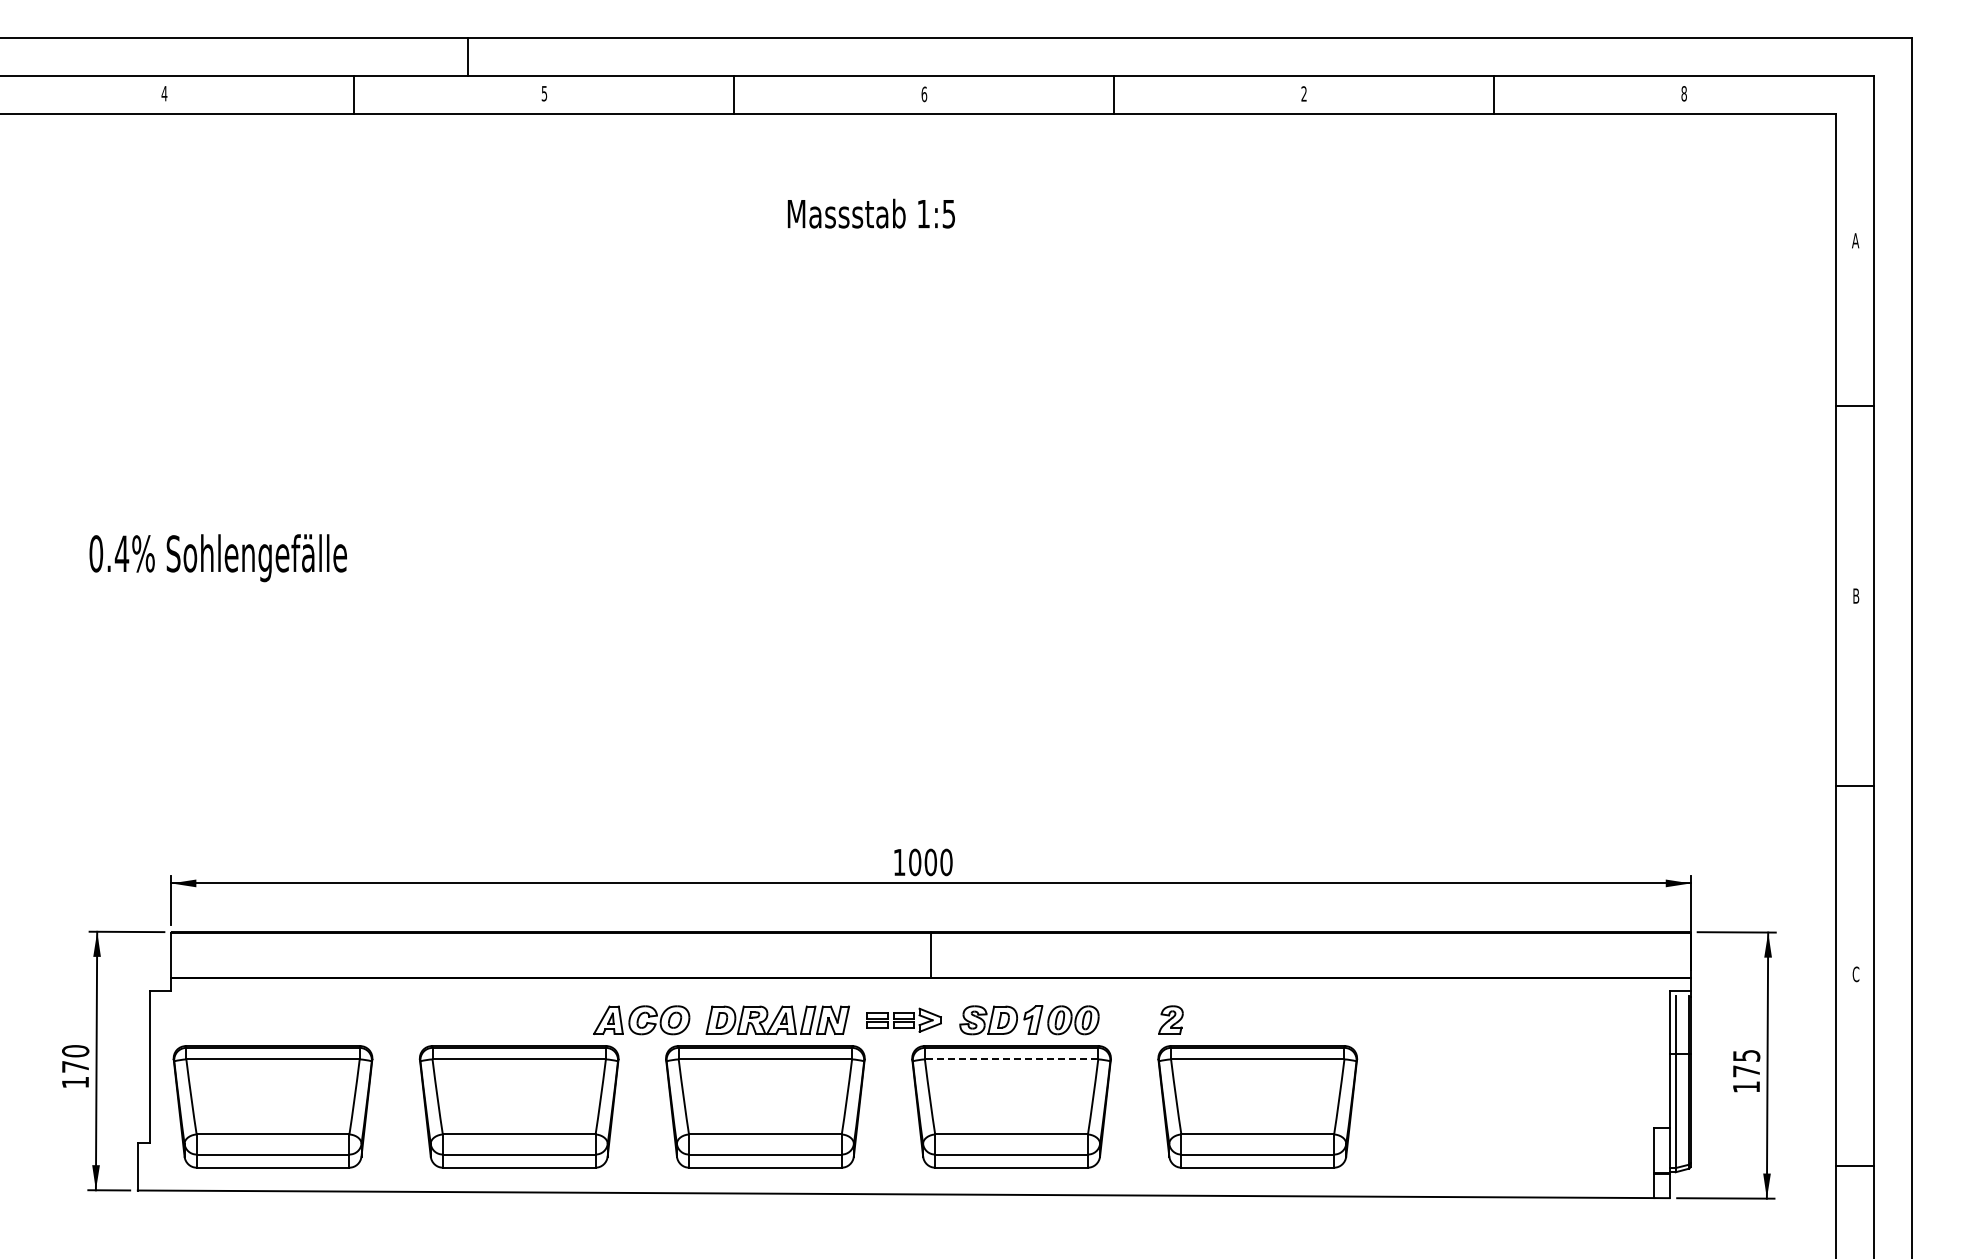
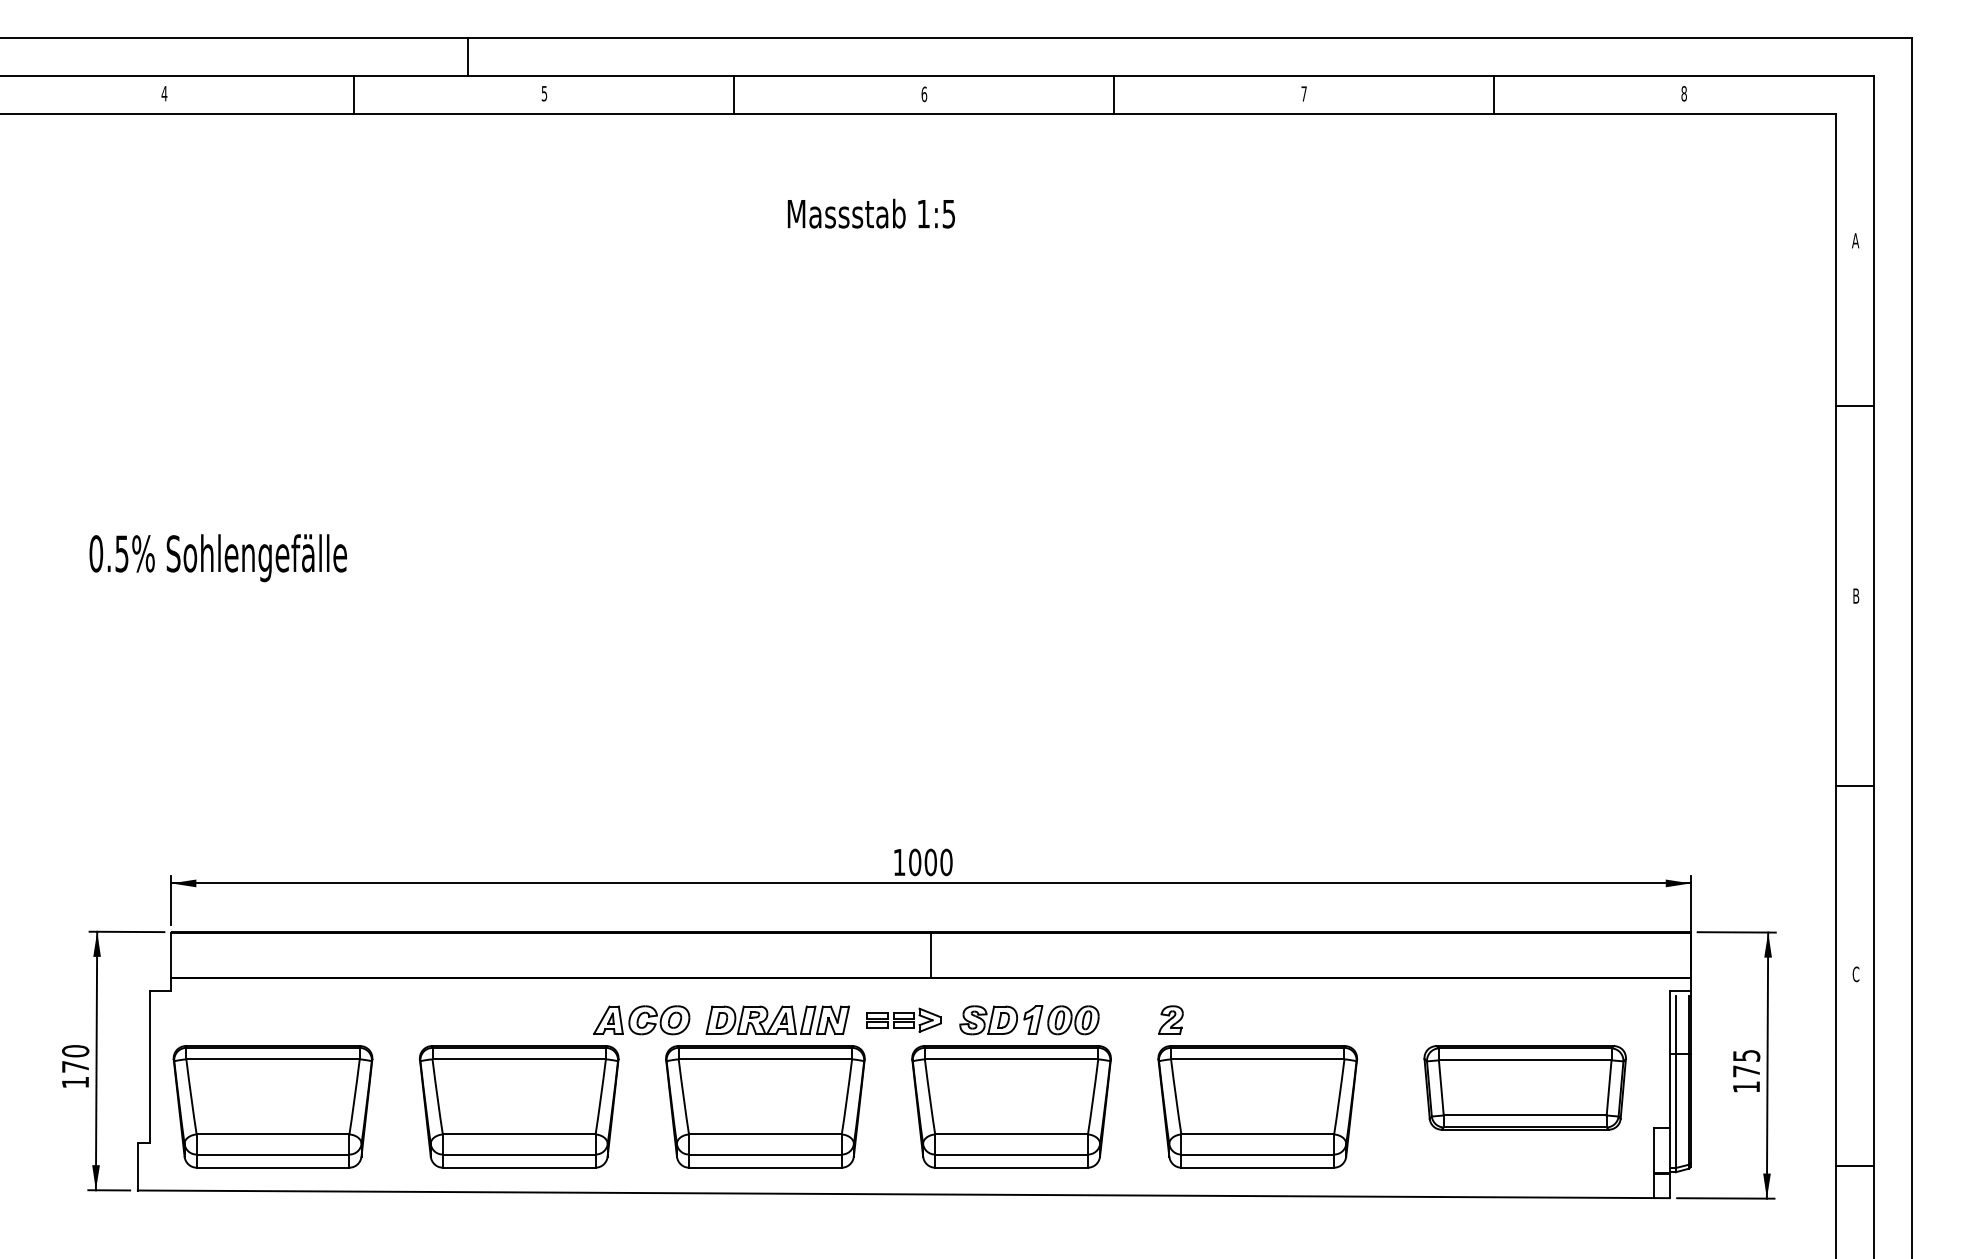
text: 2 -> 7 (1303, 93)
text: 0.4% -> 0.5% (121, 553)
line: dashed -> solid (1011, 1059)
part: none -> present (1524, 1087)
